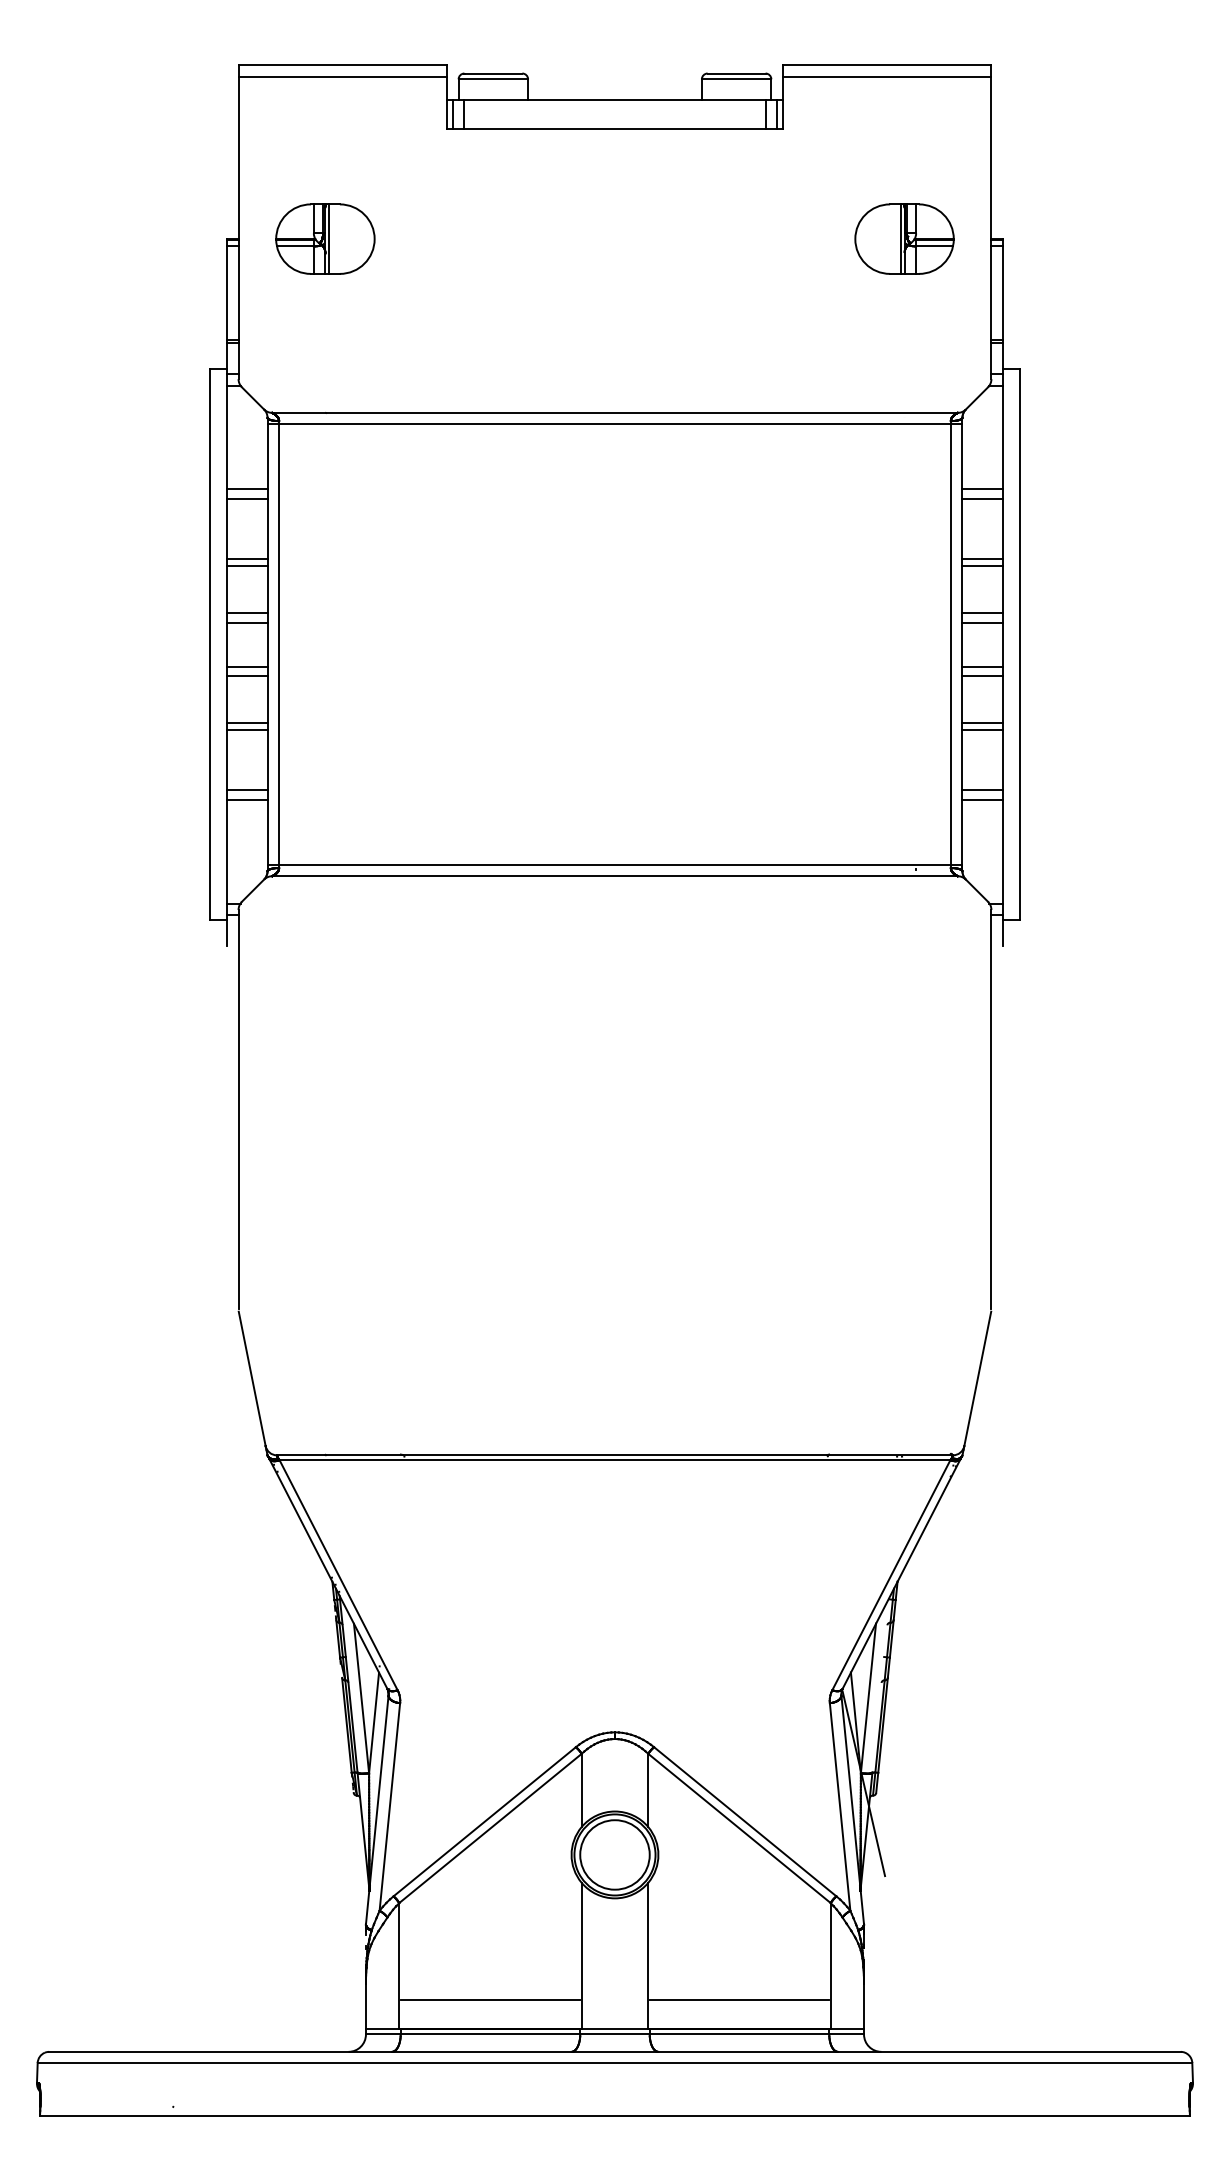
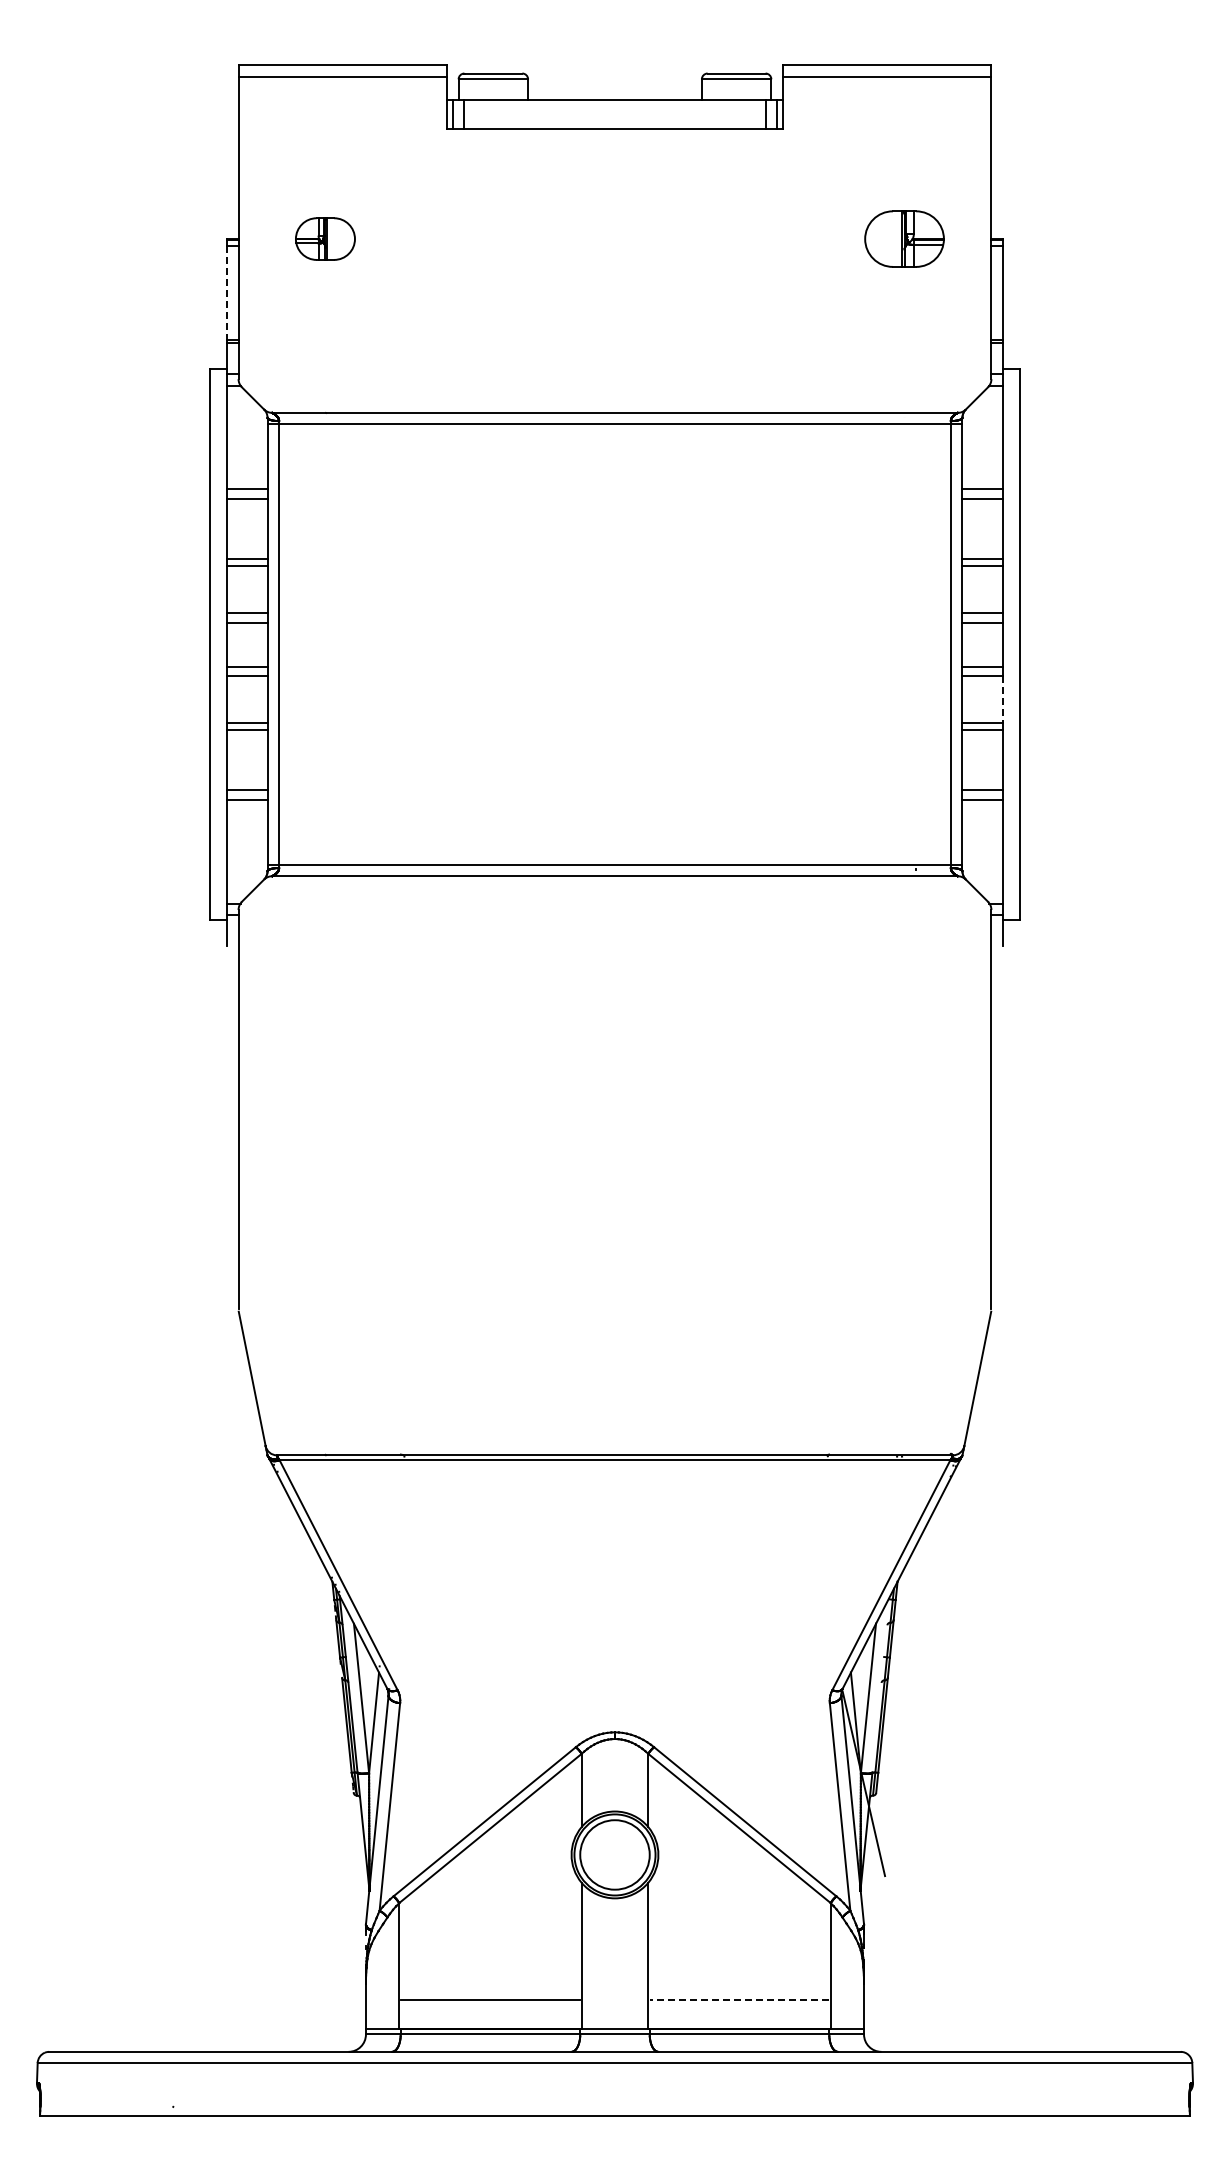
part size: 101x72 px -> 61x44 px (325, 238)
part size: 101x72 px -> 81x58 px (904, 238)
line: solid -> dashed (226, 293)
line: solid -> dashed (1003, 700)
line: solid -> dashed (739, 1999)
